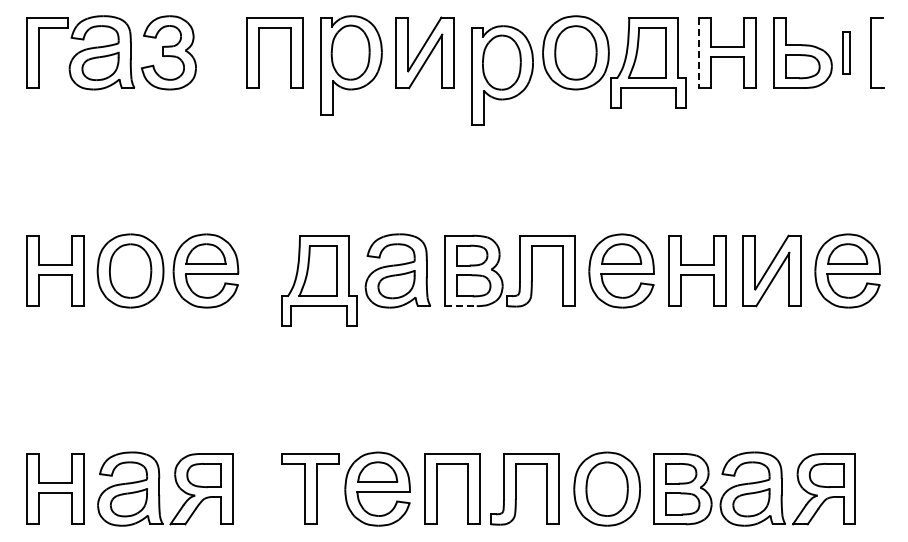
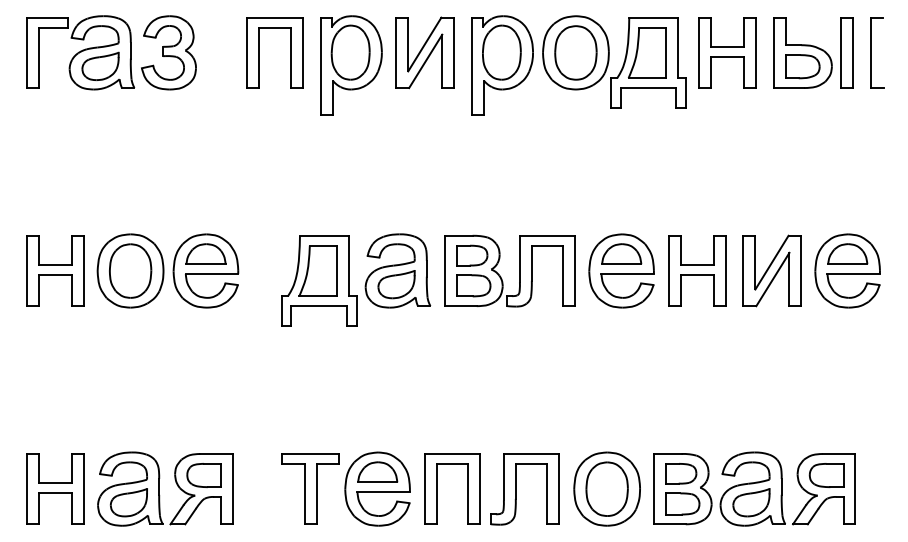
part size: 9x44 px -> 14x72 px (846, 52)
line: dashed -> solid (699, 53)
part position: (502, 75) -> (502, 65) (502, 65)
line: dashed -> solid (460, 306)
